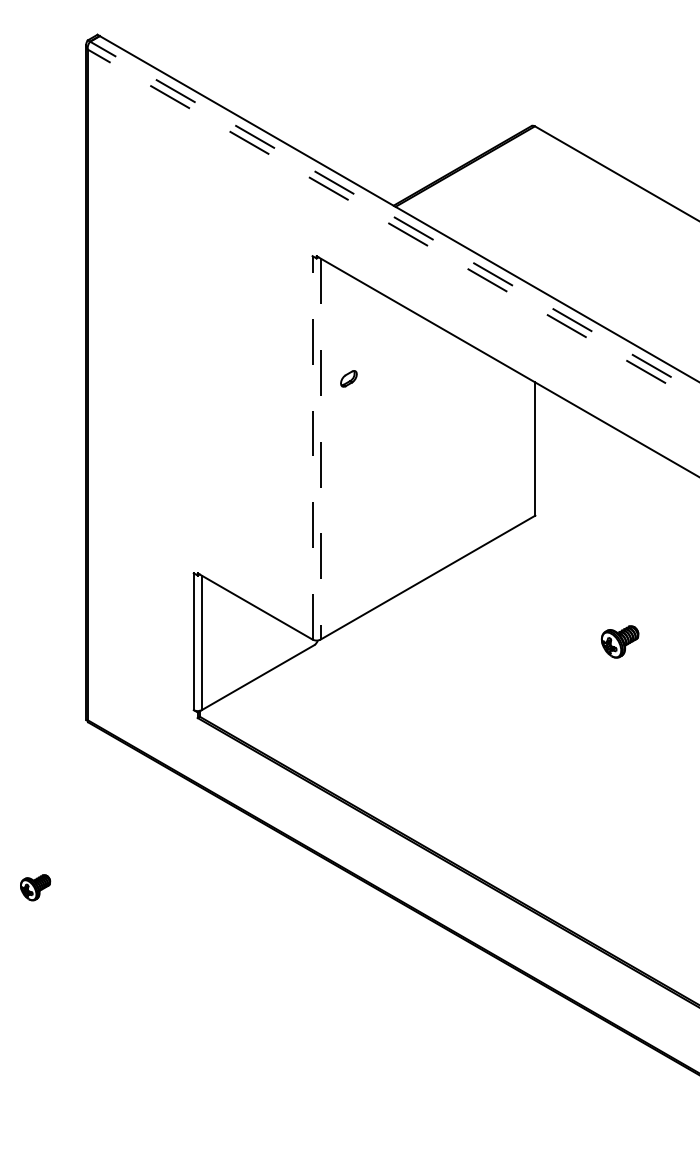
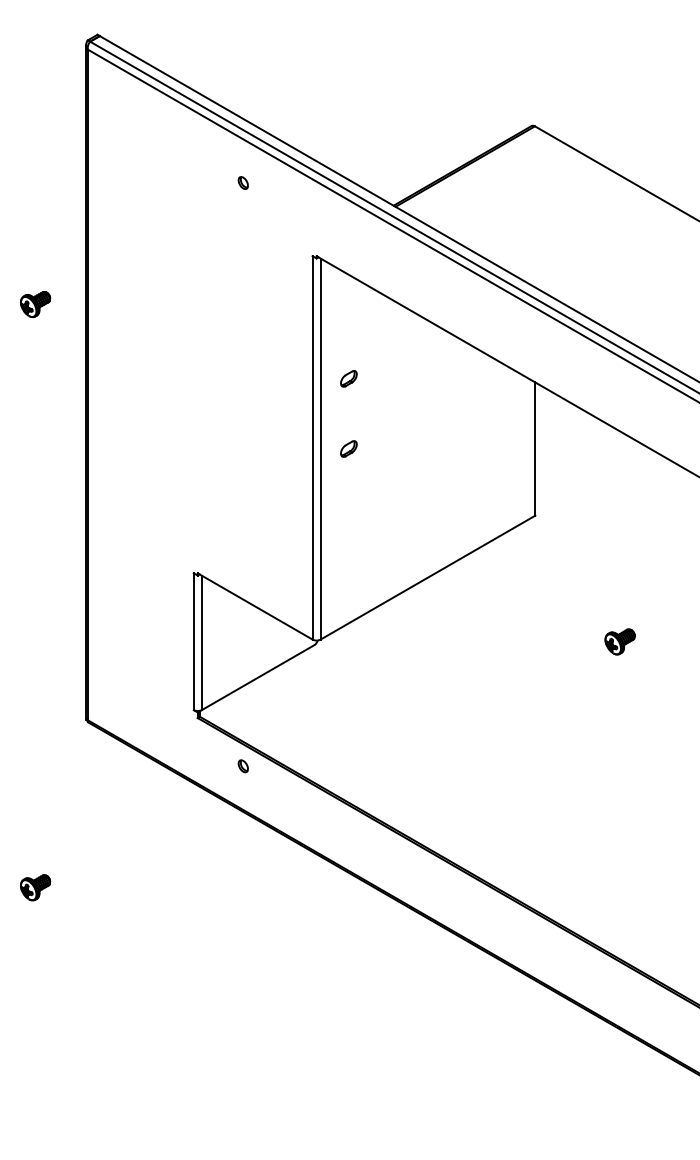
part: none -> present (242, 182)
line: dashed -> solid (395, 217)
line: dashed -> solid (393, 226)
part: none -> present (35, 304)
line: dashed -> solid (312, 447)
part: none -> present (348, 448)
line: dashed -> solid (320, 449)
part size: 40x34 px -> 32x28 px (619, 641)
part: none -> present (242, 766)
